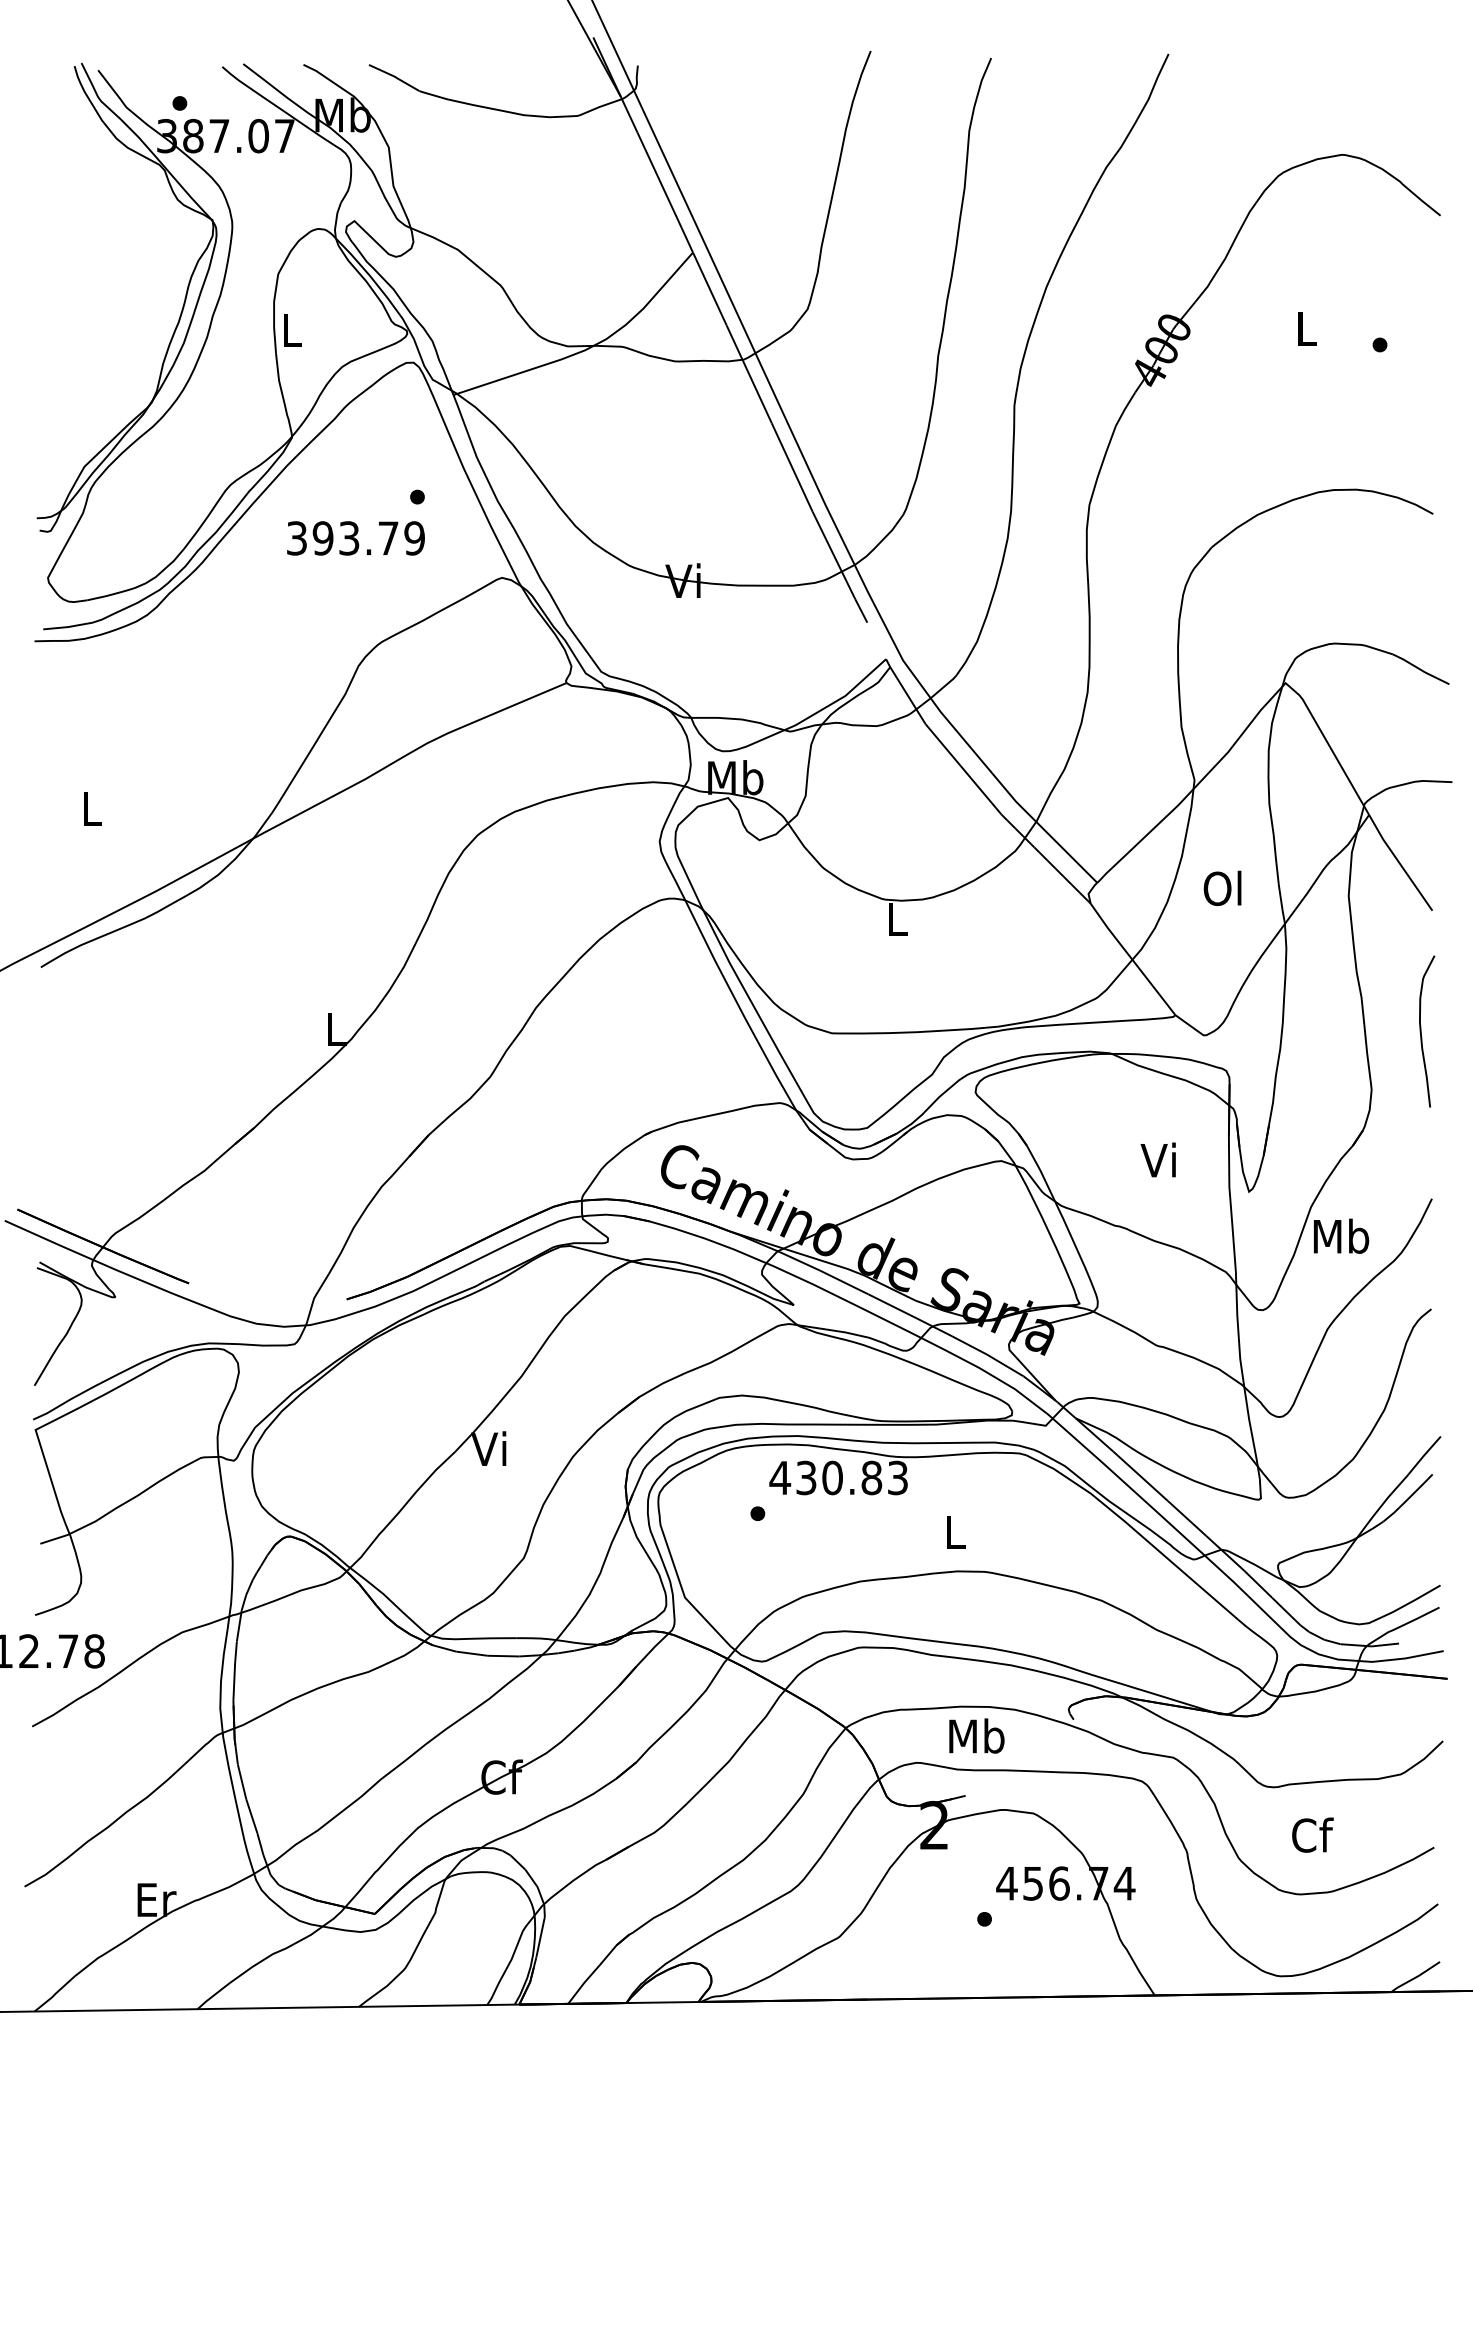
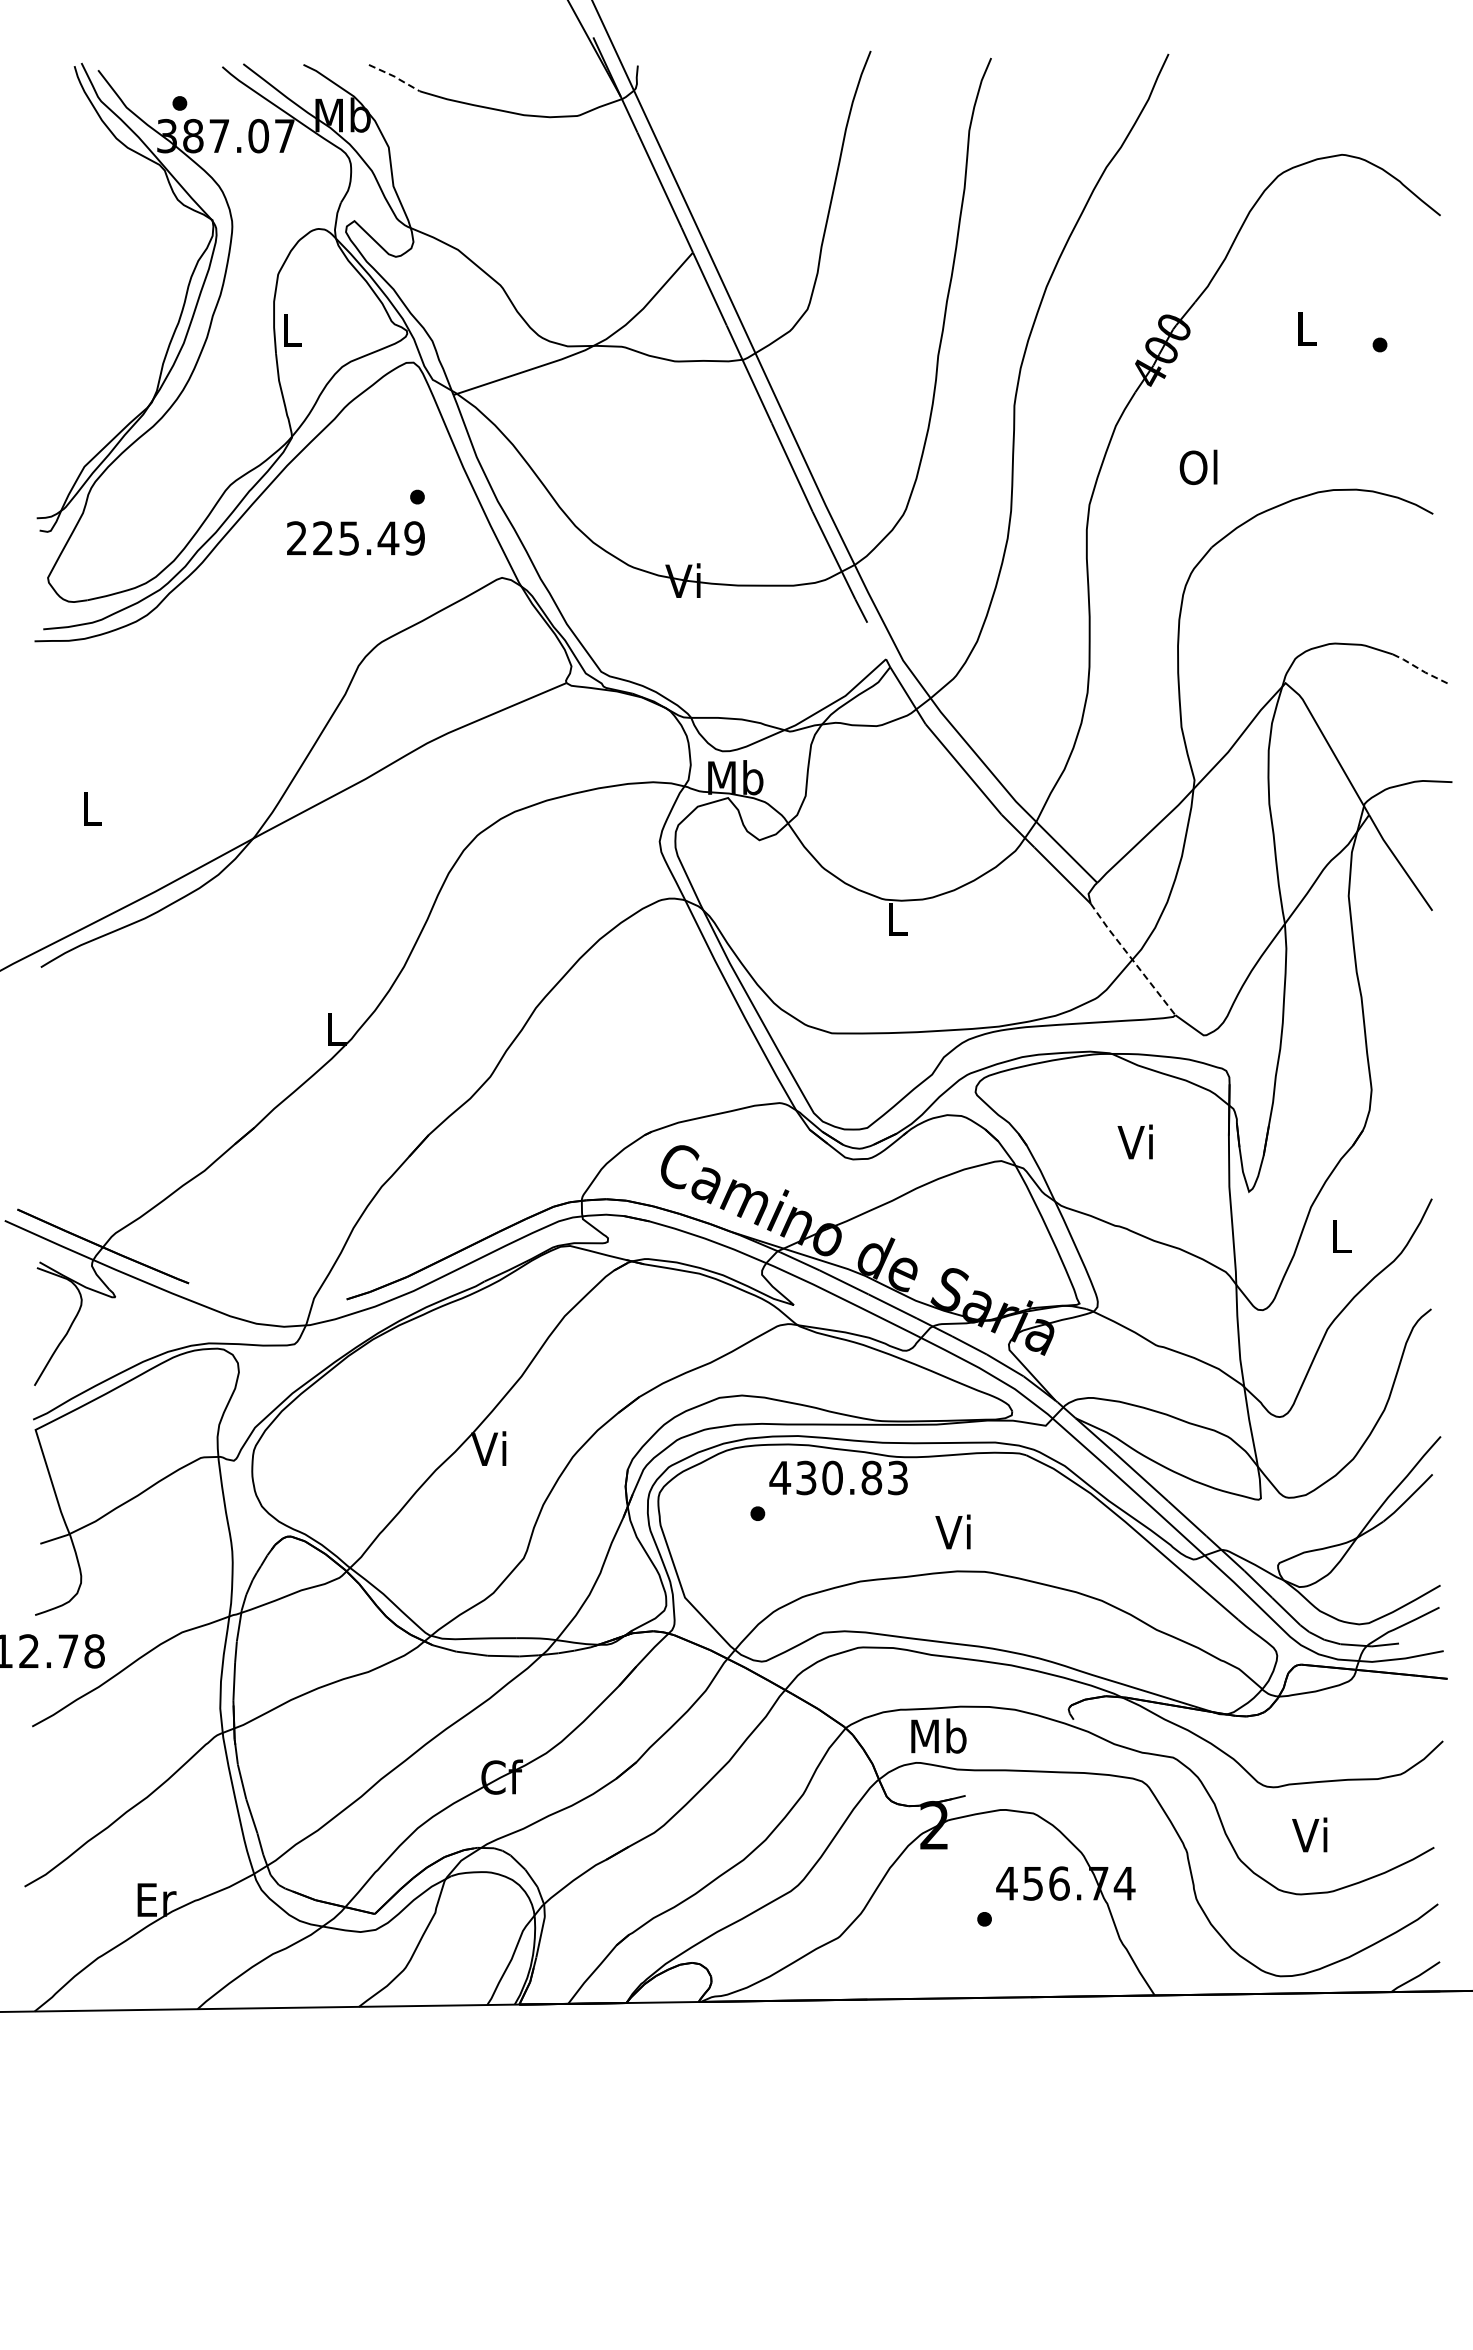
line: solid -> dashed (395, 77)
text: 393.79 -> 225.49 (343, 538)
line: solid -> dashed (1421, 669)
text position: (1222, 888) -> (1198, 467) (1198, 467)
line: solid -> dashed (1132, 959)
curve: present -> none (1421, 1031)
text position: (1157, 1159) -> (1134, 1141) (1134, 1141)
text: Mb -> L (1341, 1235)
text: L -> Vi (952, 1531)
text position: (976, 1735) -> (938, 1735) (938, 1735)
text: Cf -> Vi (1312, 1834)
